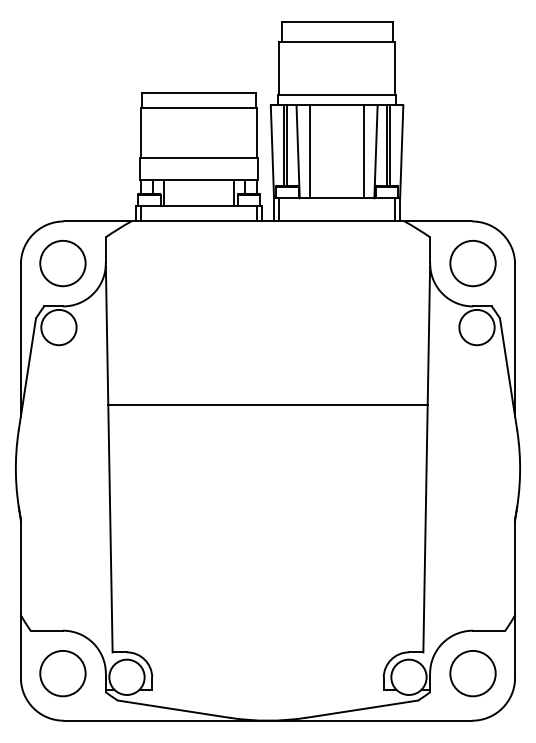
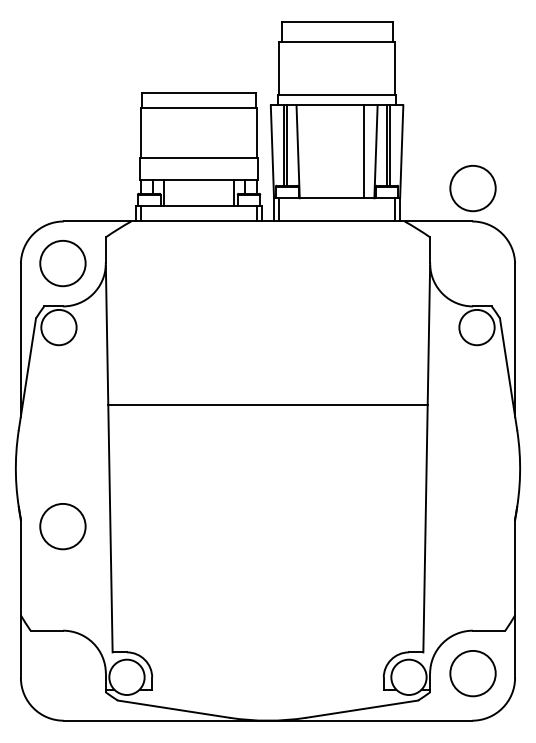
line: present -> none (309, 151)
circle position: (472, 263) -> (472, 188) (472, 188)
circle position: (62, 673) -> (62, 526) (62, 526)
